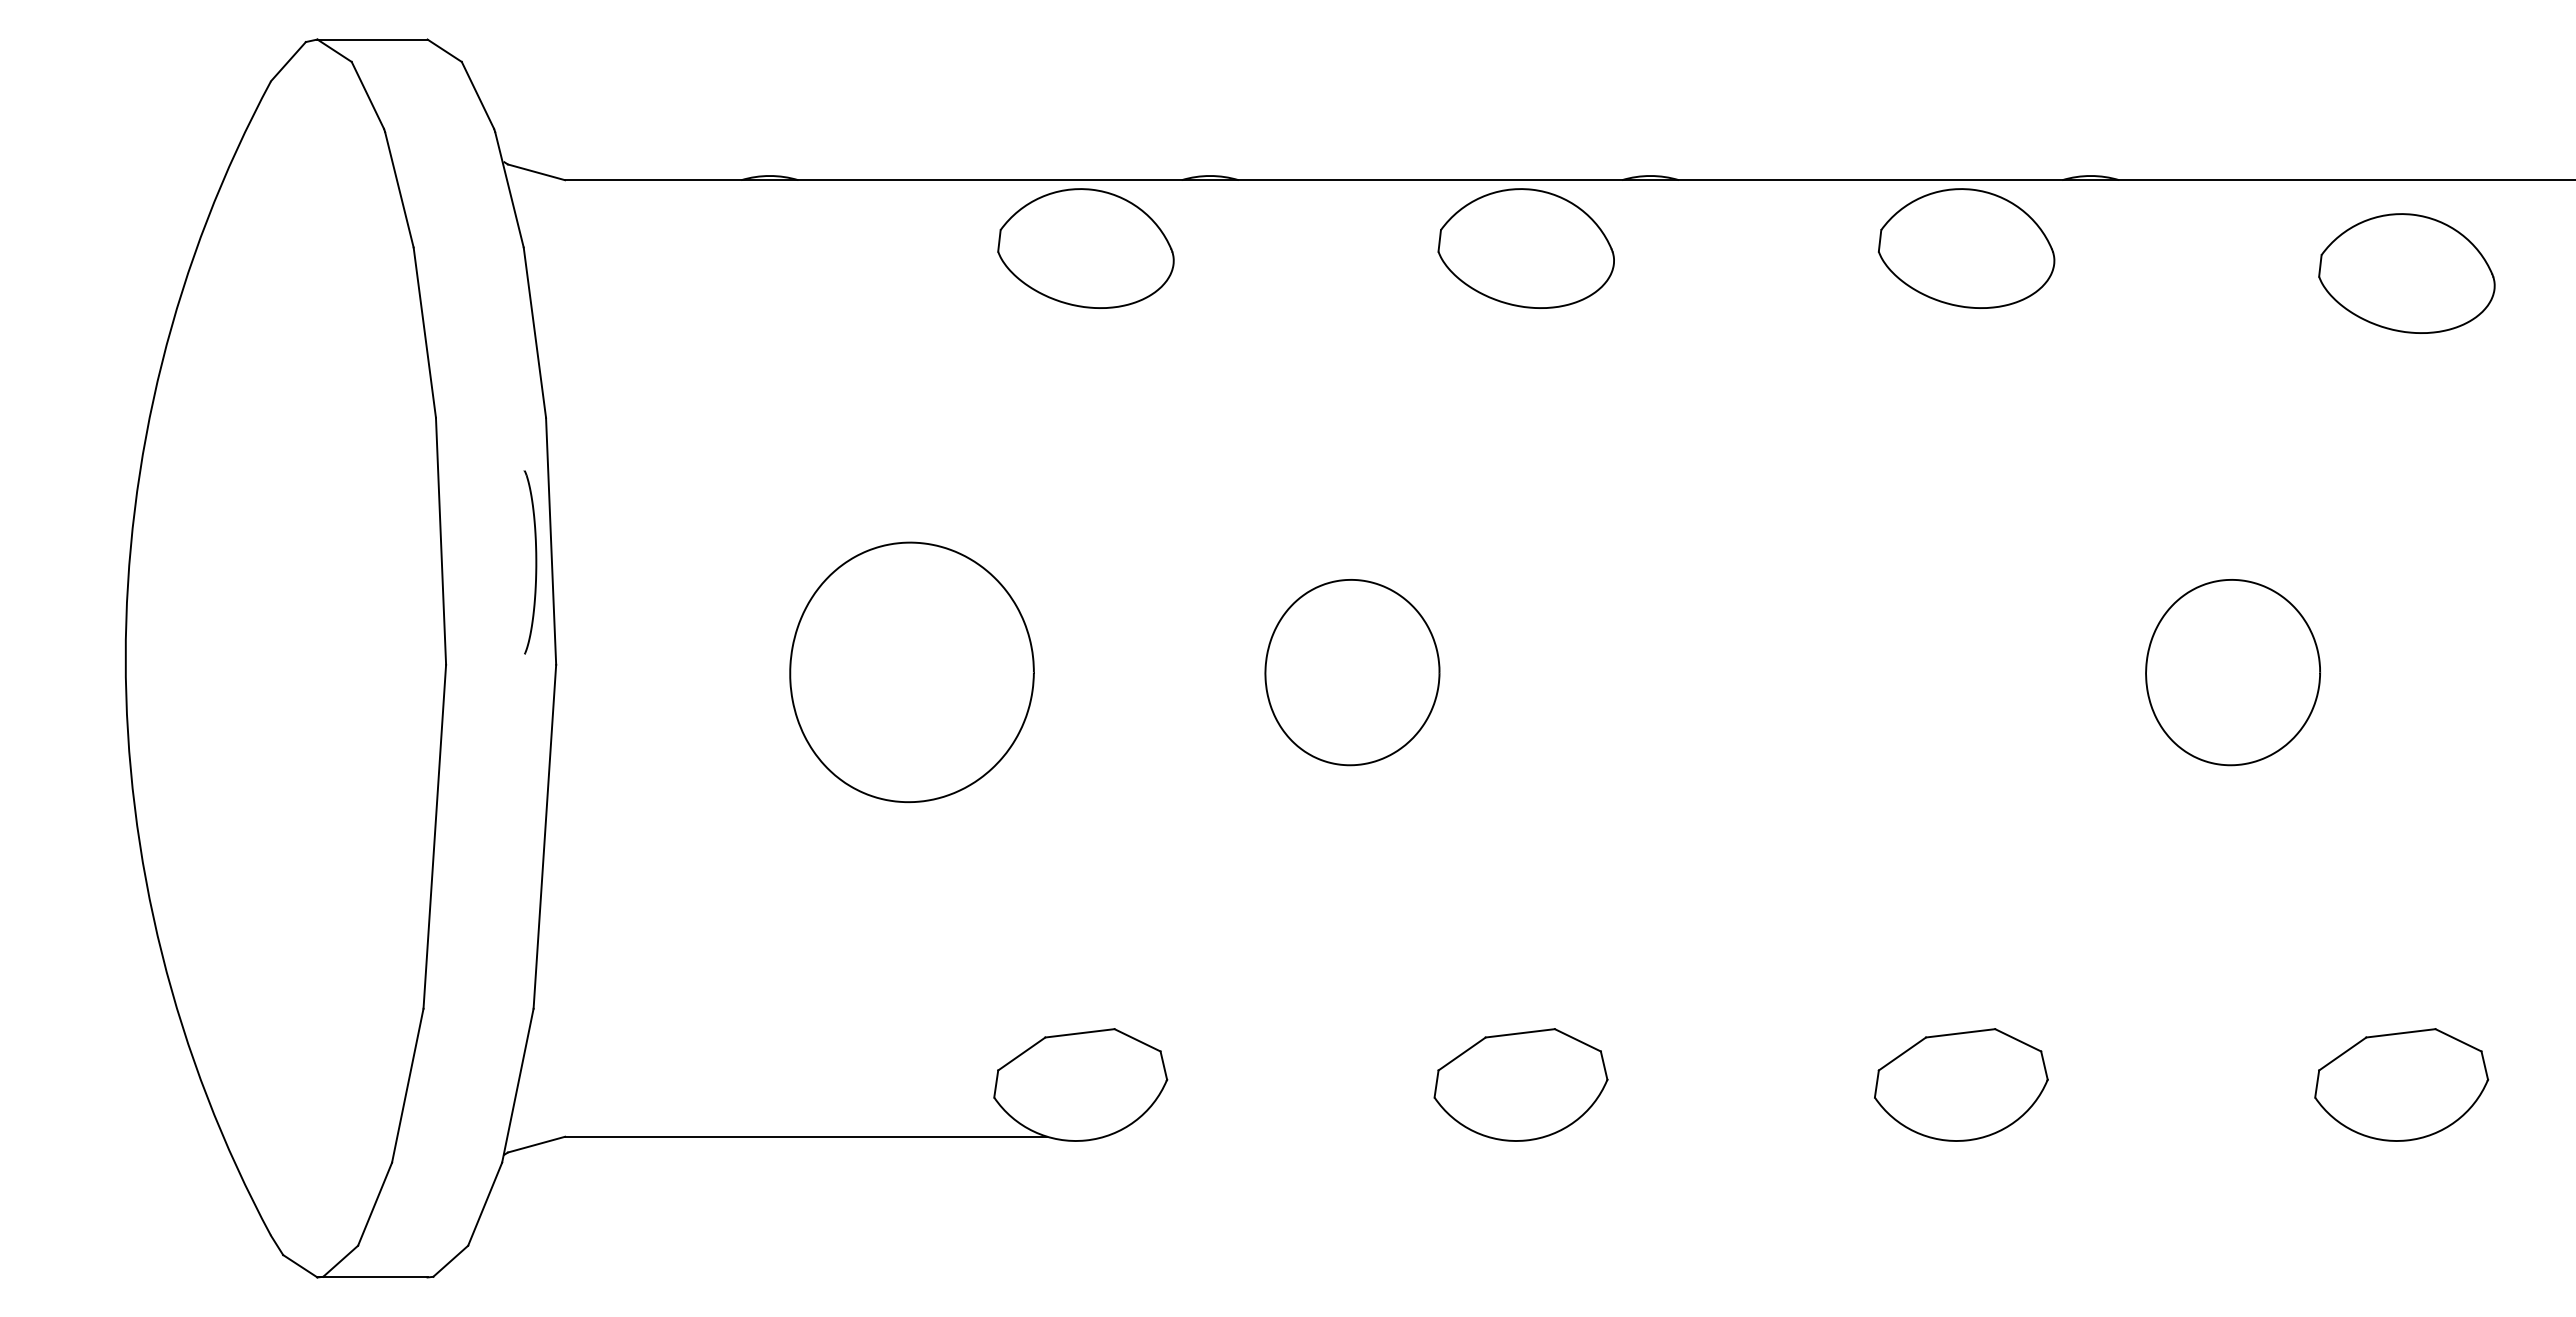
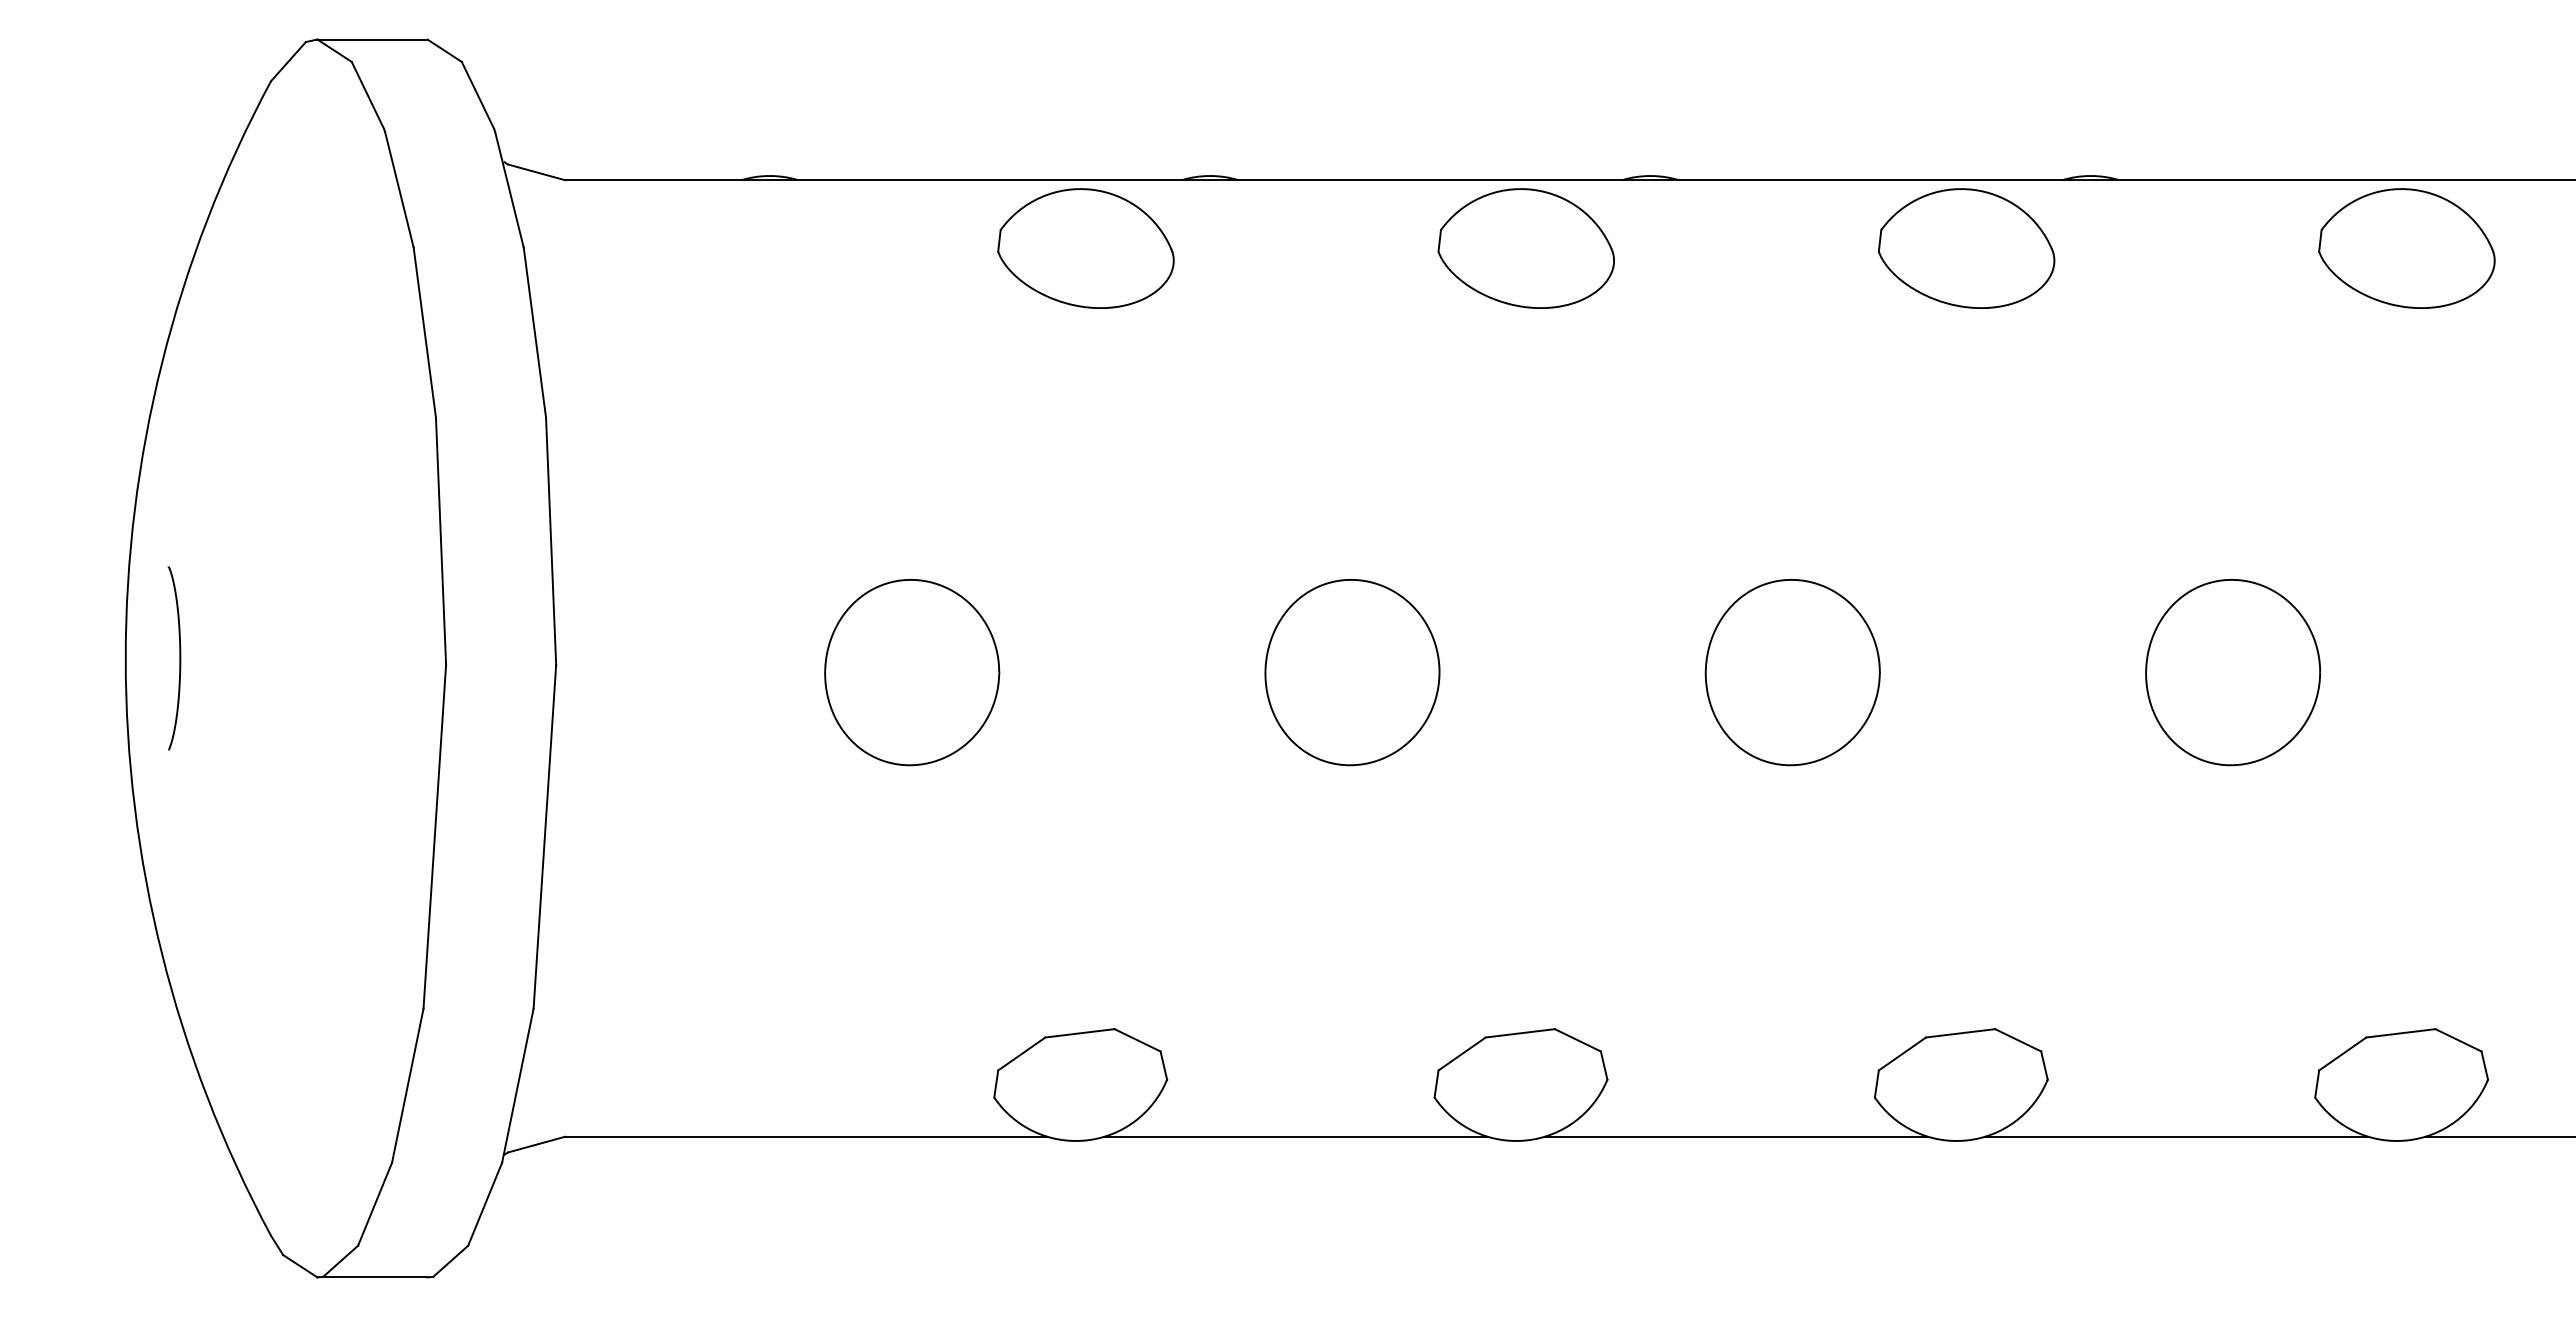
part position: (2406, 273) -> (2406, 248) (2406, 248)
part position: (530, 562) -> (174, 658) (174, 658)
part size: 246x263 px -> 177x188 px (912, 672)
part: none -> present (1792, 672)
line: none -> present (1295, 1136)
line: none -> present (1736, 1136)
line: none -> present (2176, 1136)
line: none -> present (2498, 1136)
